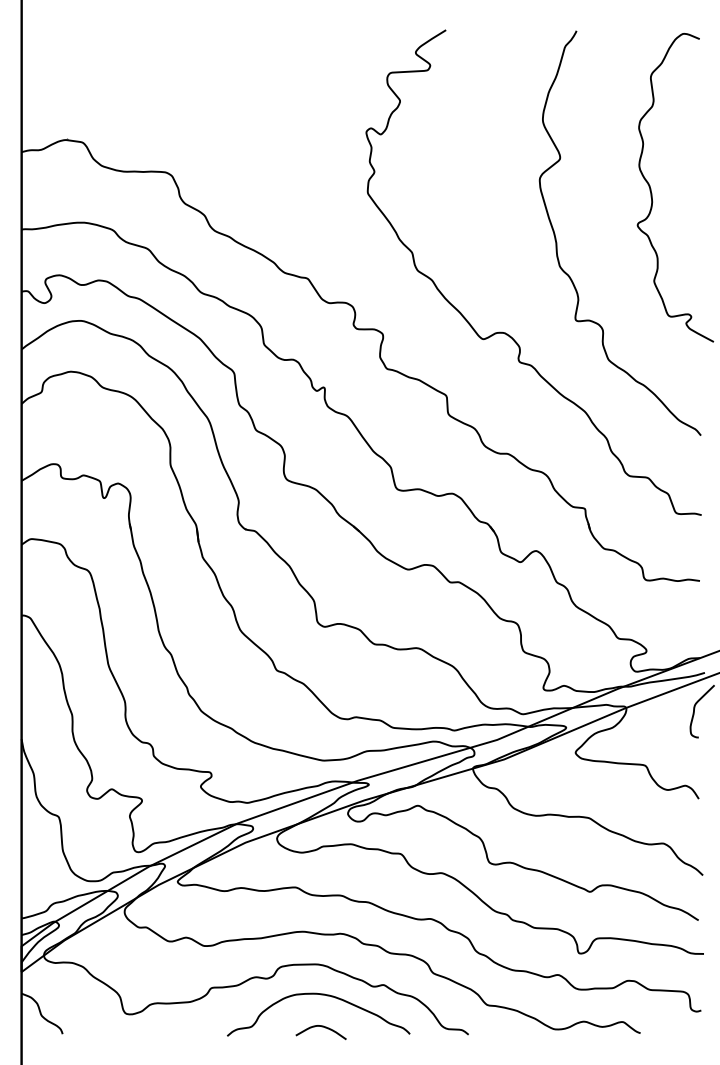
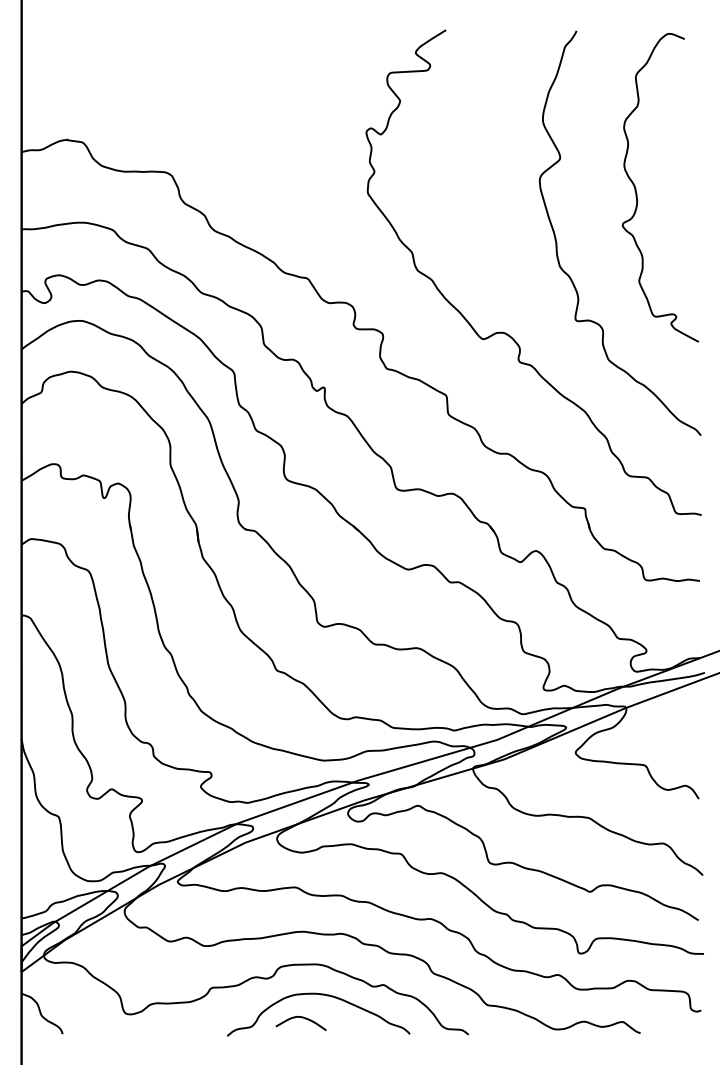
curve position: (652, 193) -> (637, 193) (637, 193)
curve: present -> none (695, 708)
curve position: (321, 1027) -> (301, 1018) (301, 1018)
